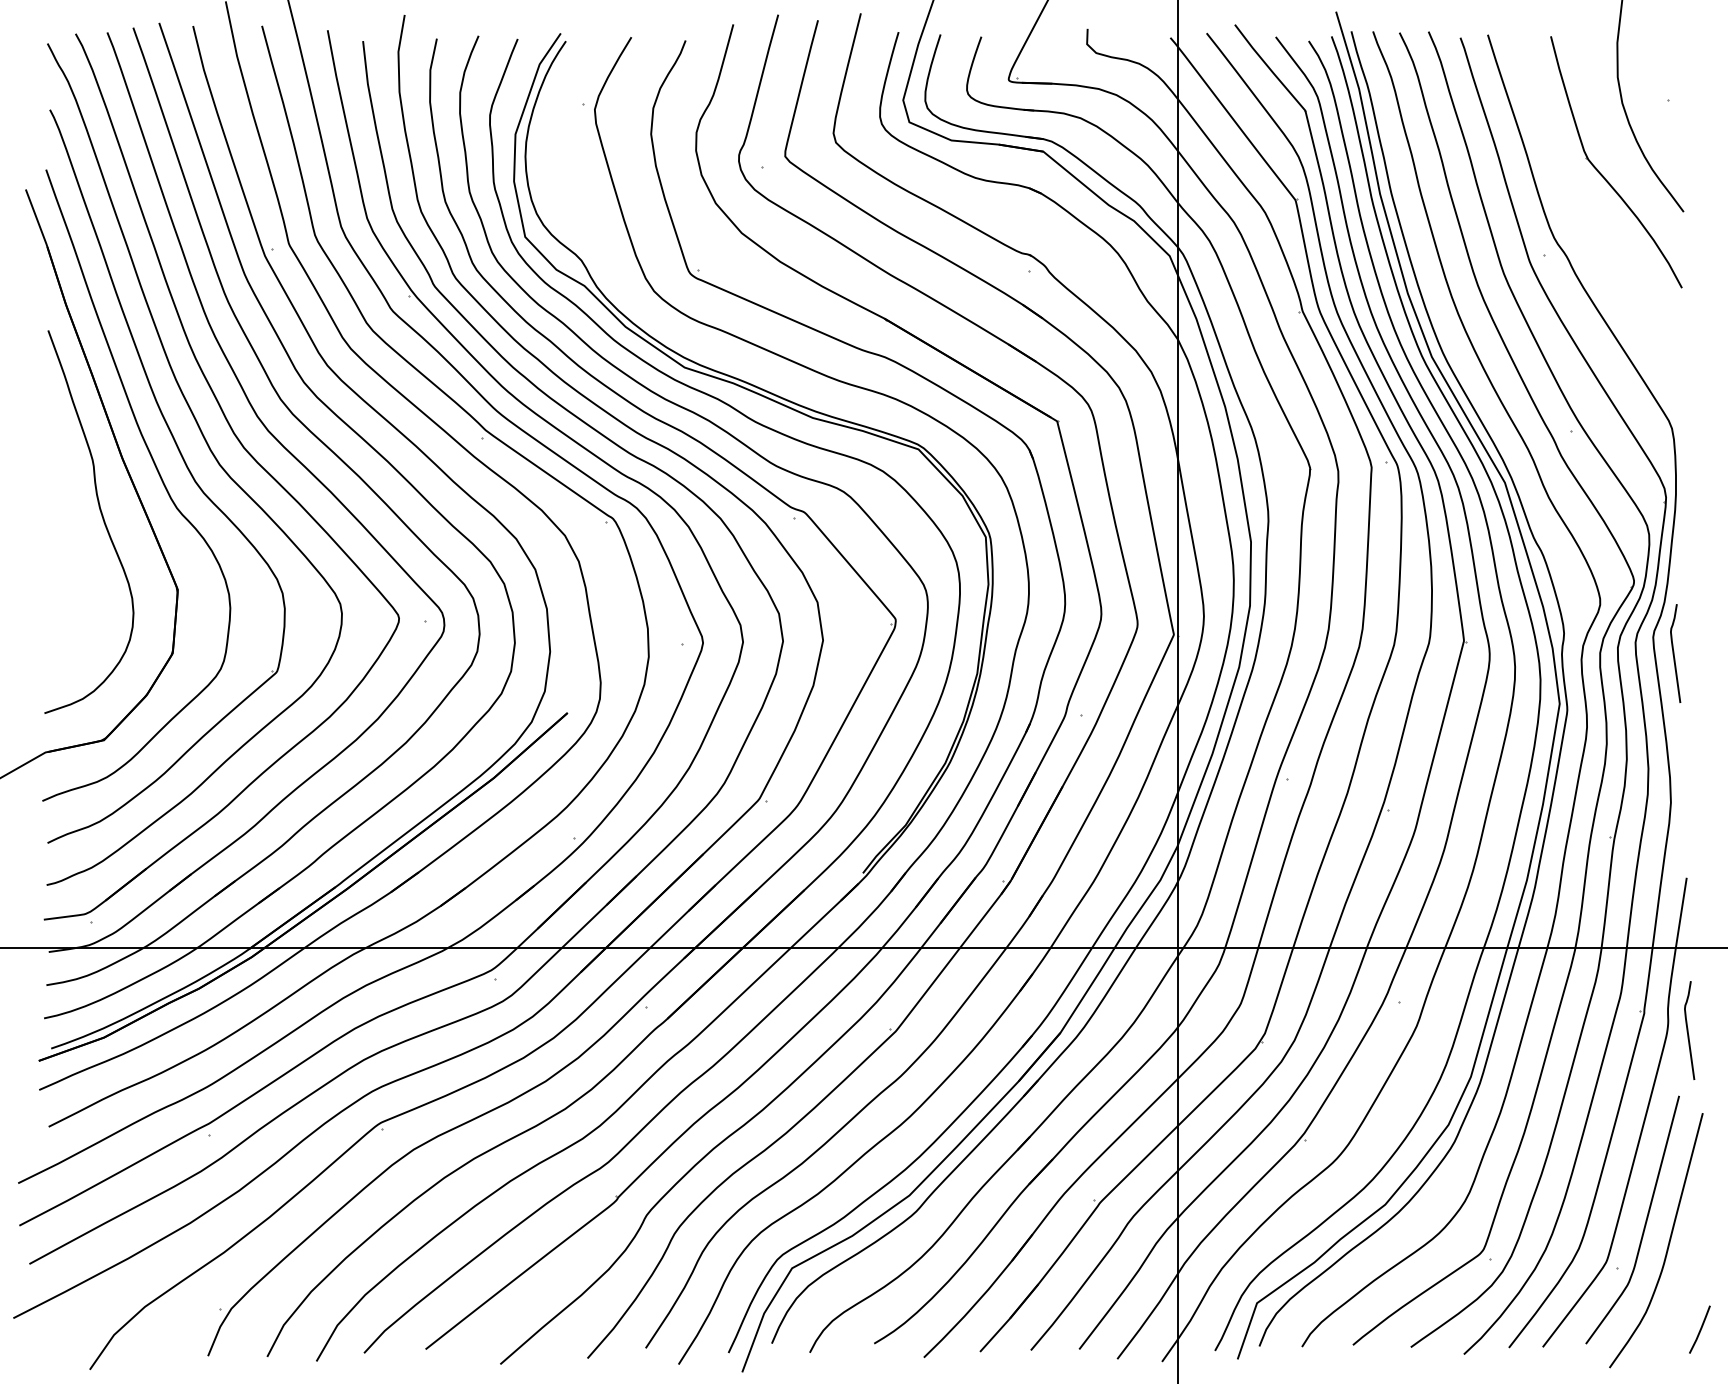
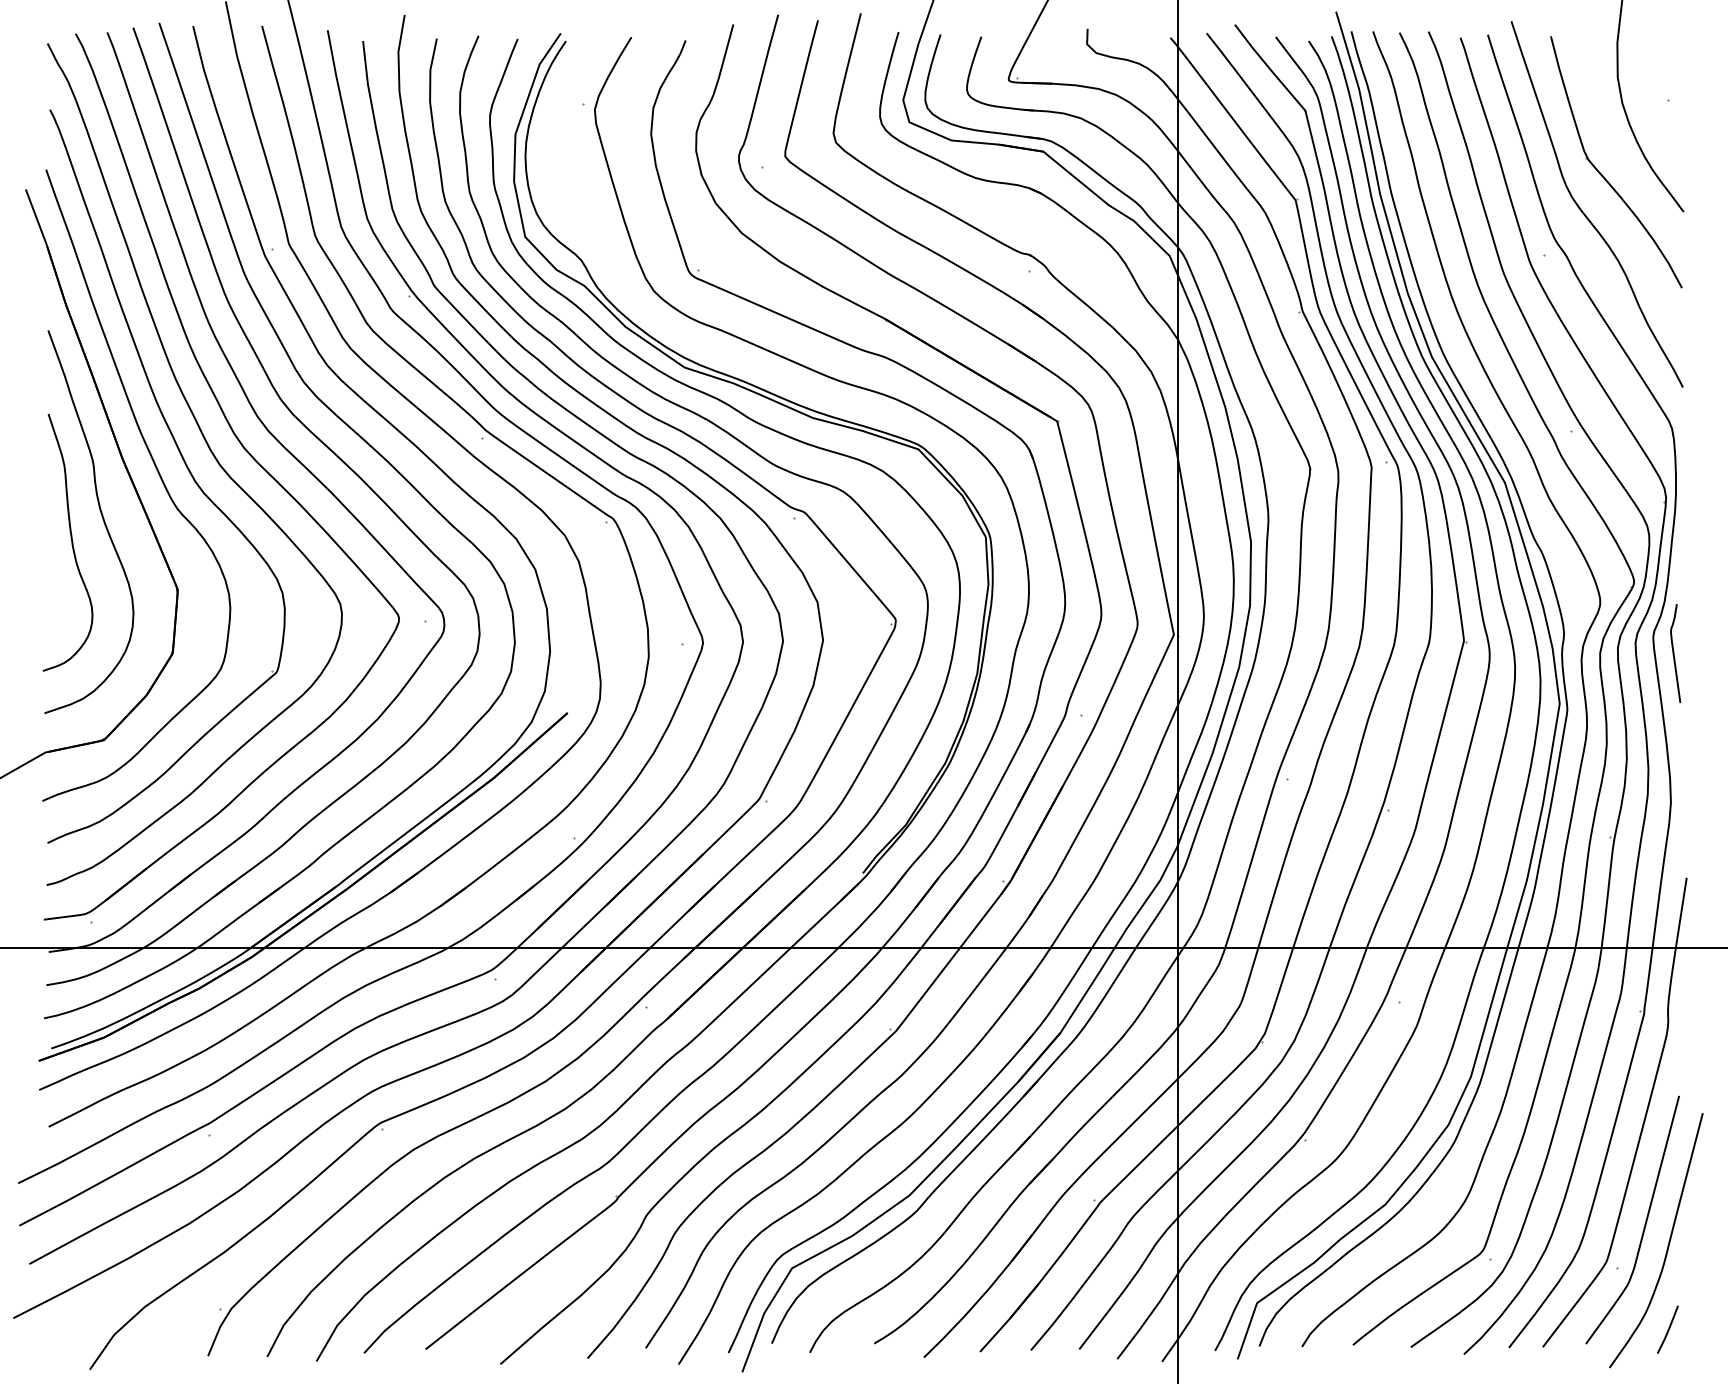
curve: none -> present (1584, 212)
curve: none -> present (71, 542)
curve: present -> none (1688, 1030)
line position: (1699, 1329) -> (1667, 1329) (1667, 1329)
